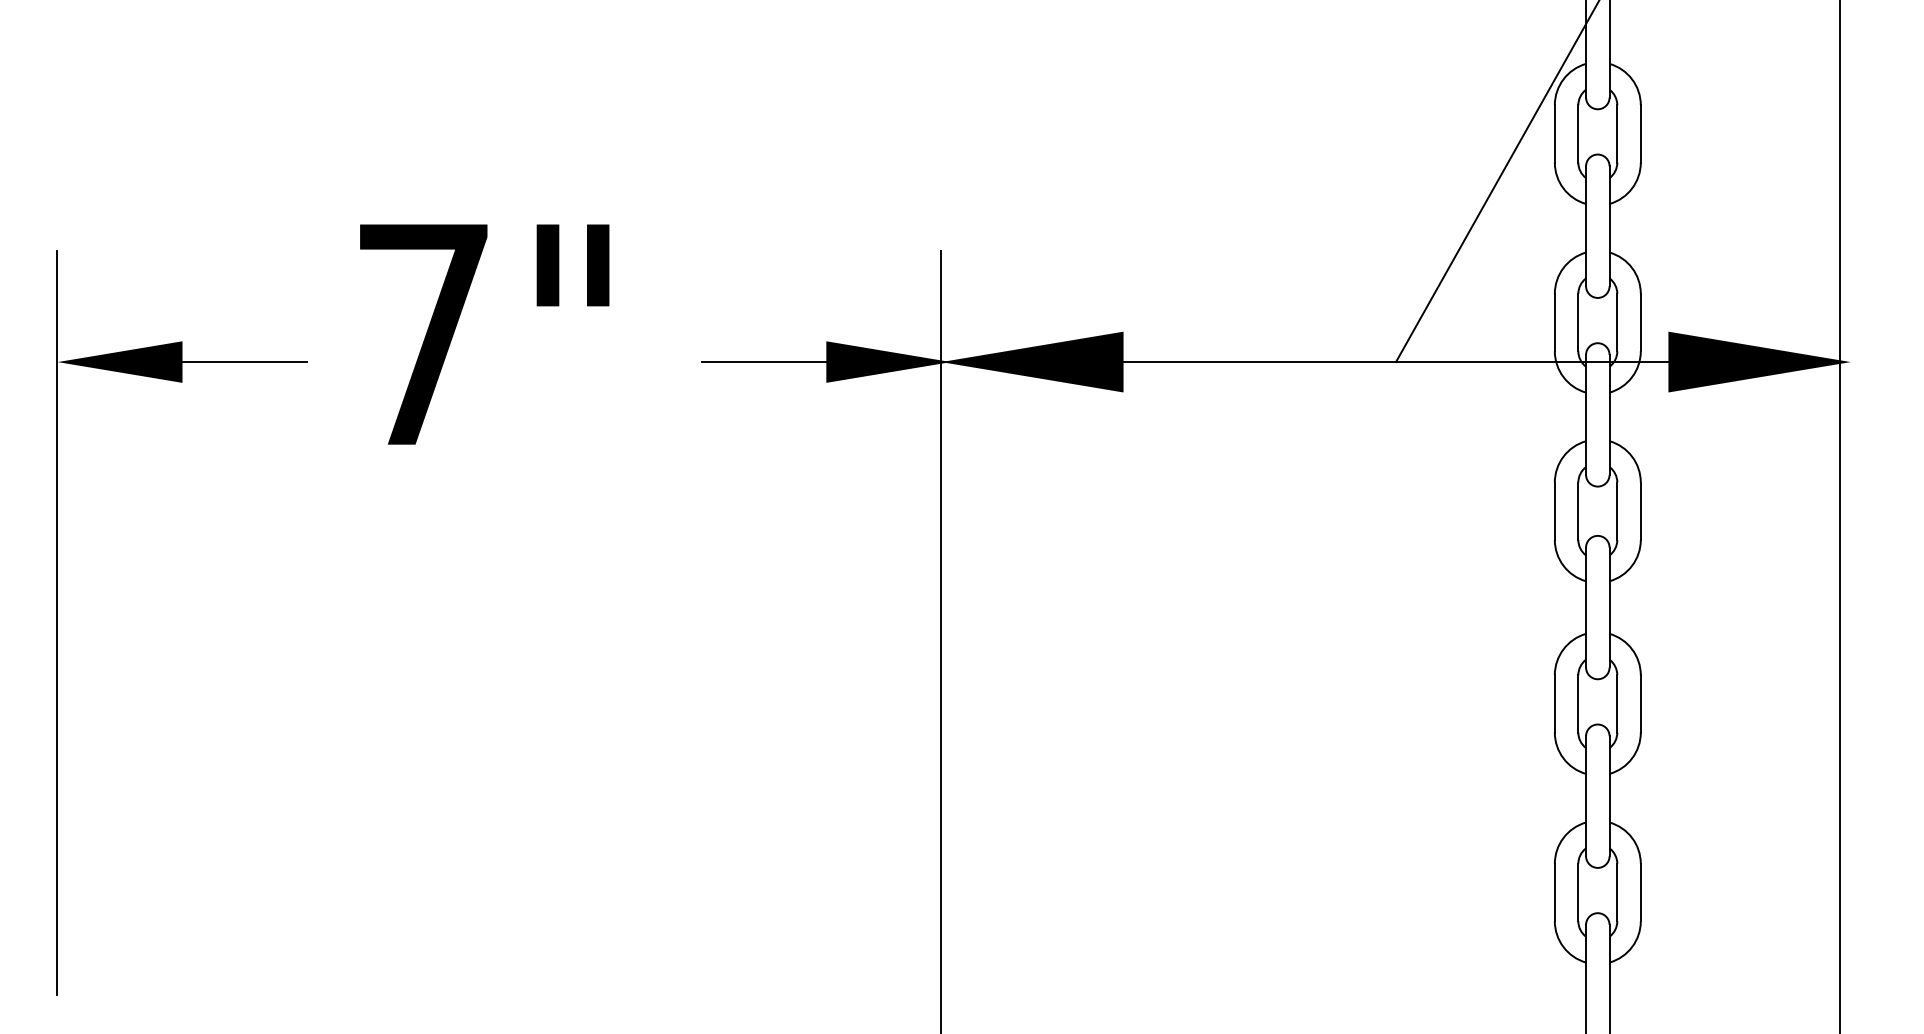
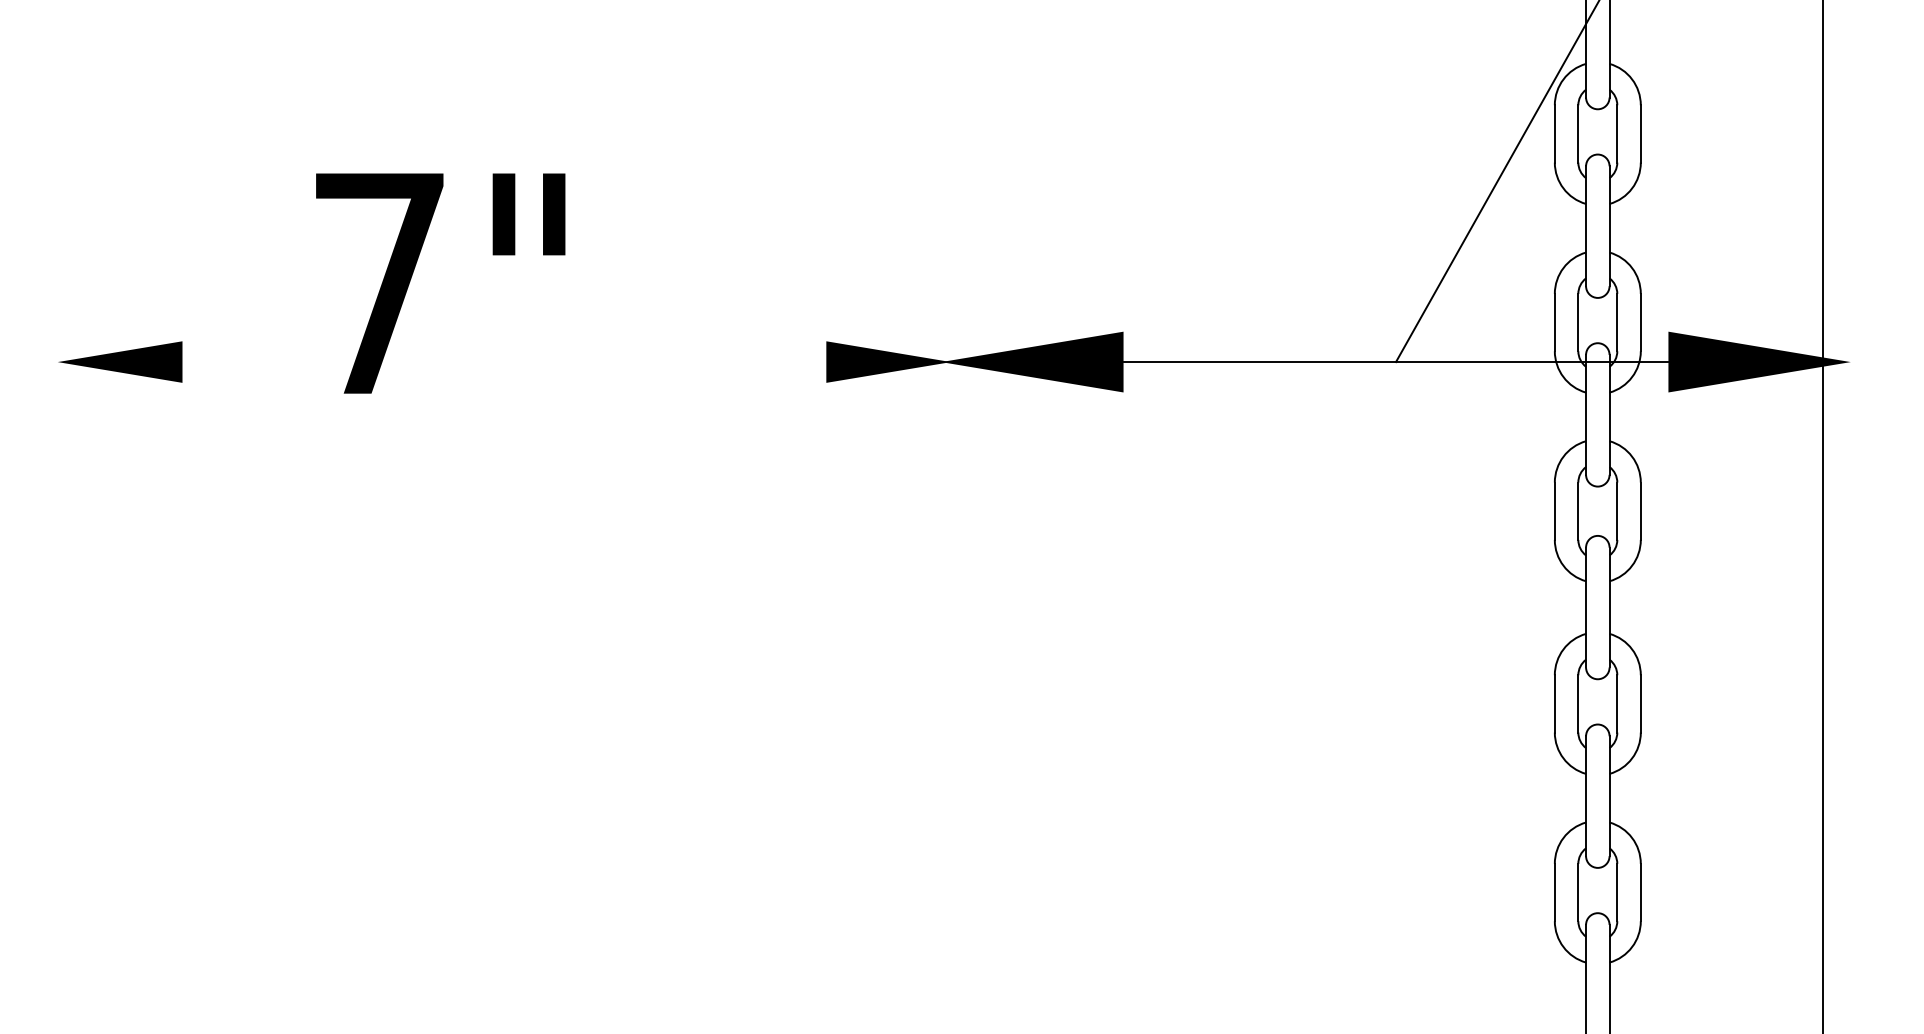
text position: (484, 334) -> (440, 283) (440, 283)
line: present -> none (244, 362)
line: present -> none (763, 362)
line position: (1839, 516) -> (1822, 516) (1822, 516)
line: present -> none (57, 623)
line: present -> none (941, 640)
